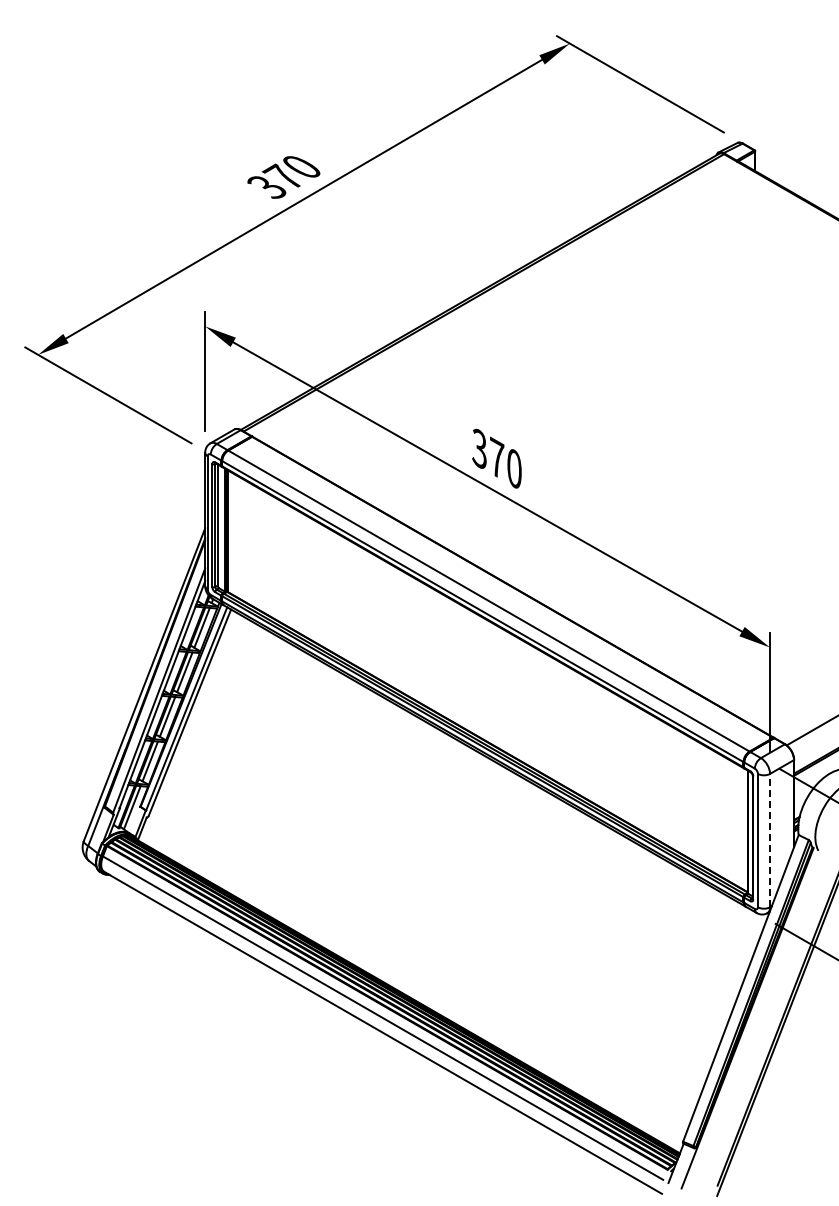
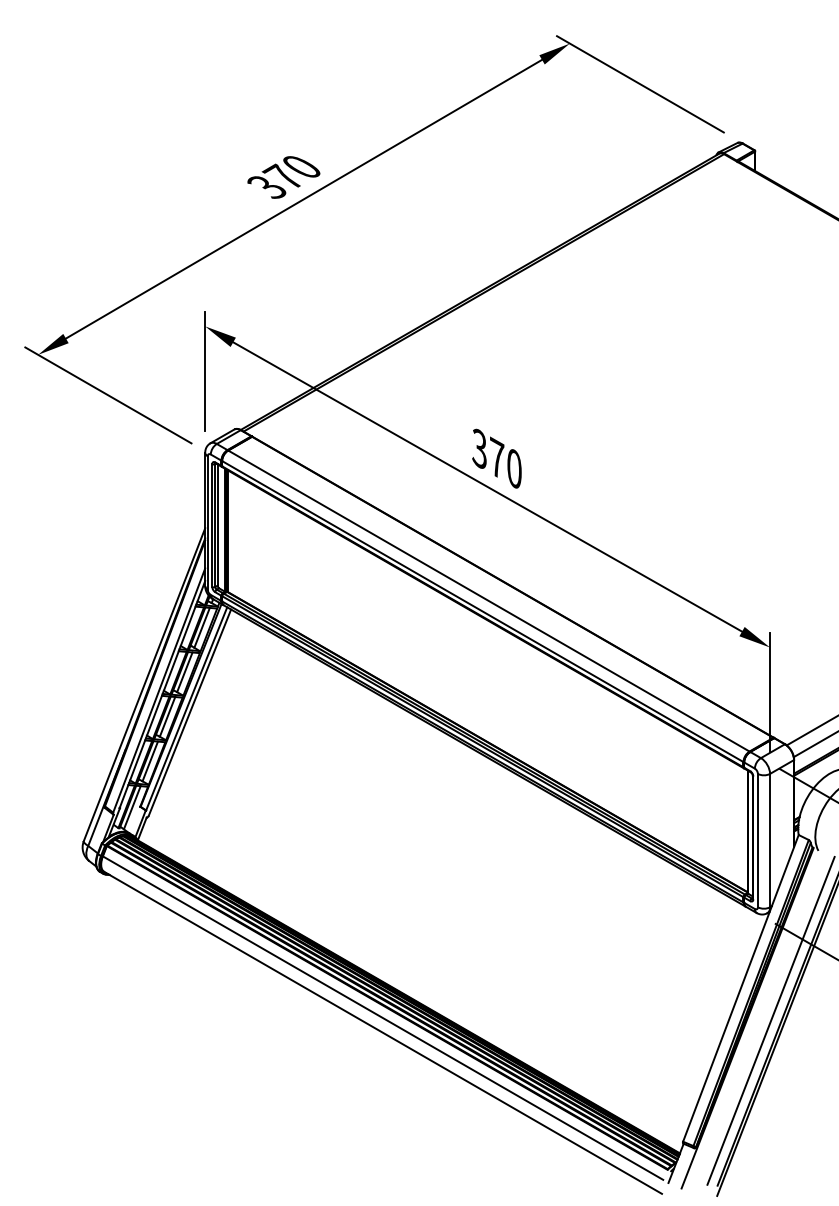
line: none -> present (814, 745)
line: dashed -> solid (770, 840)
line: none -> present (770, 1020)
